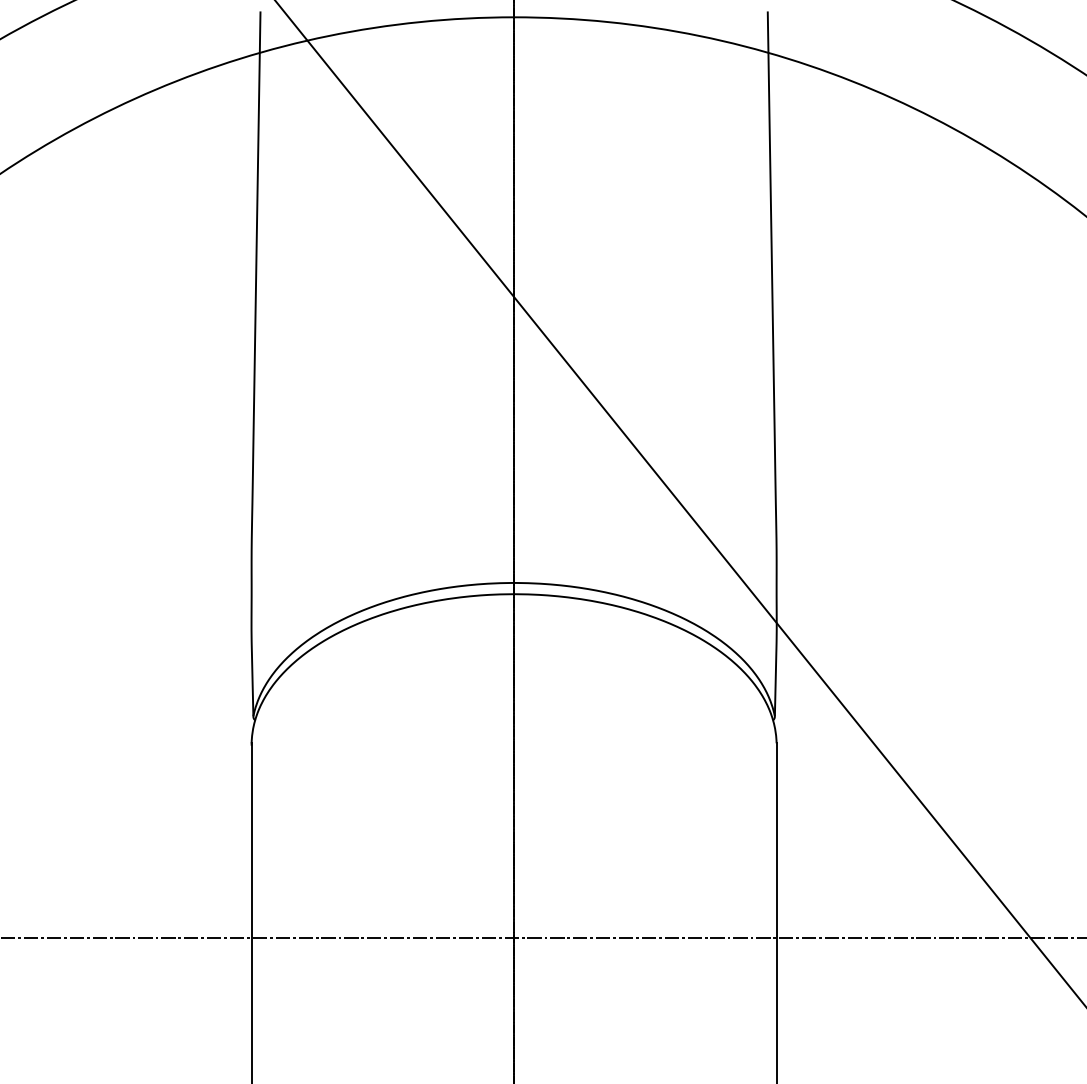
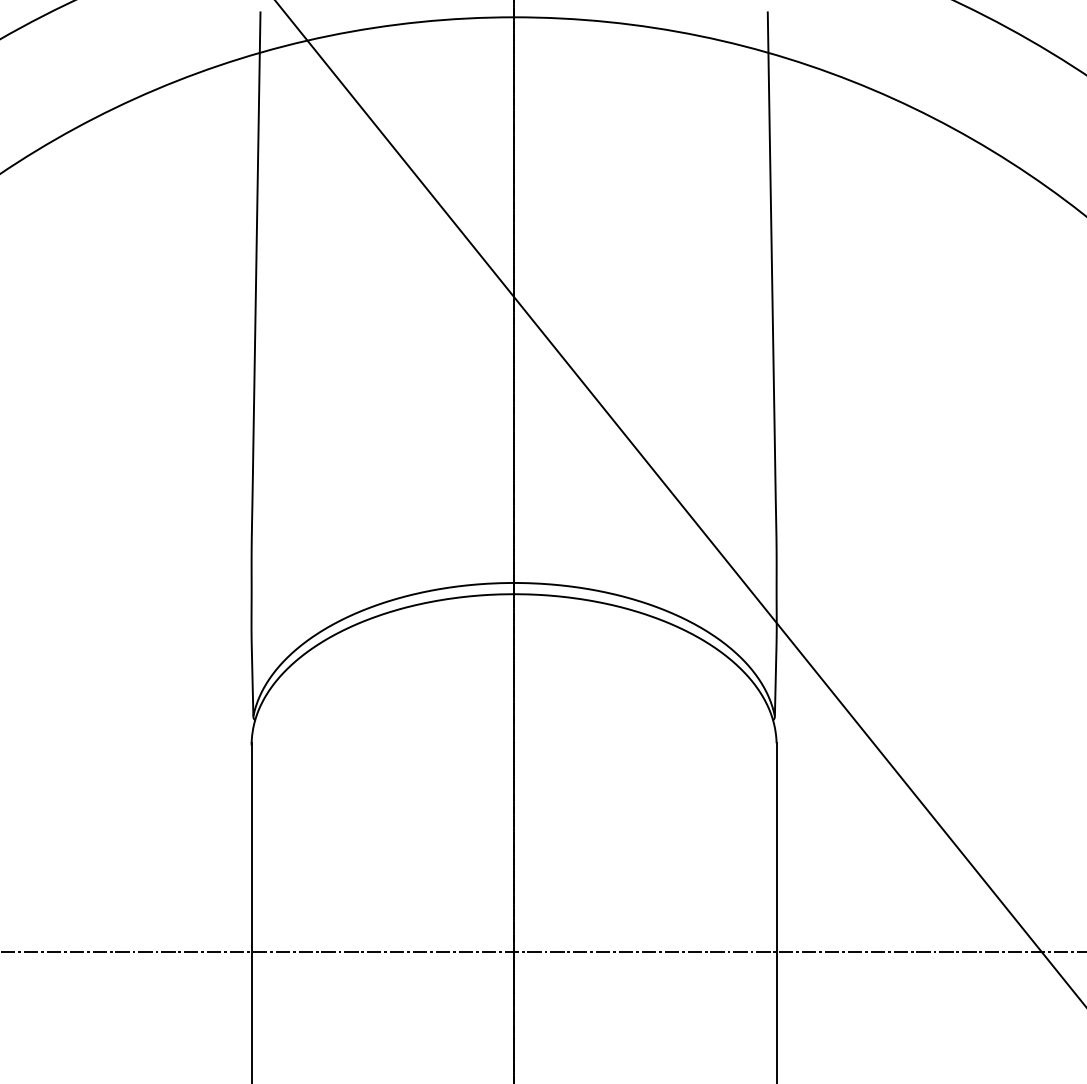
line position: (542, 938) -> (542, 952) (542, 952)
